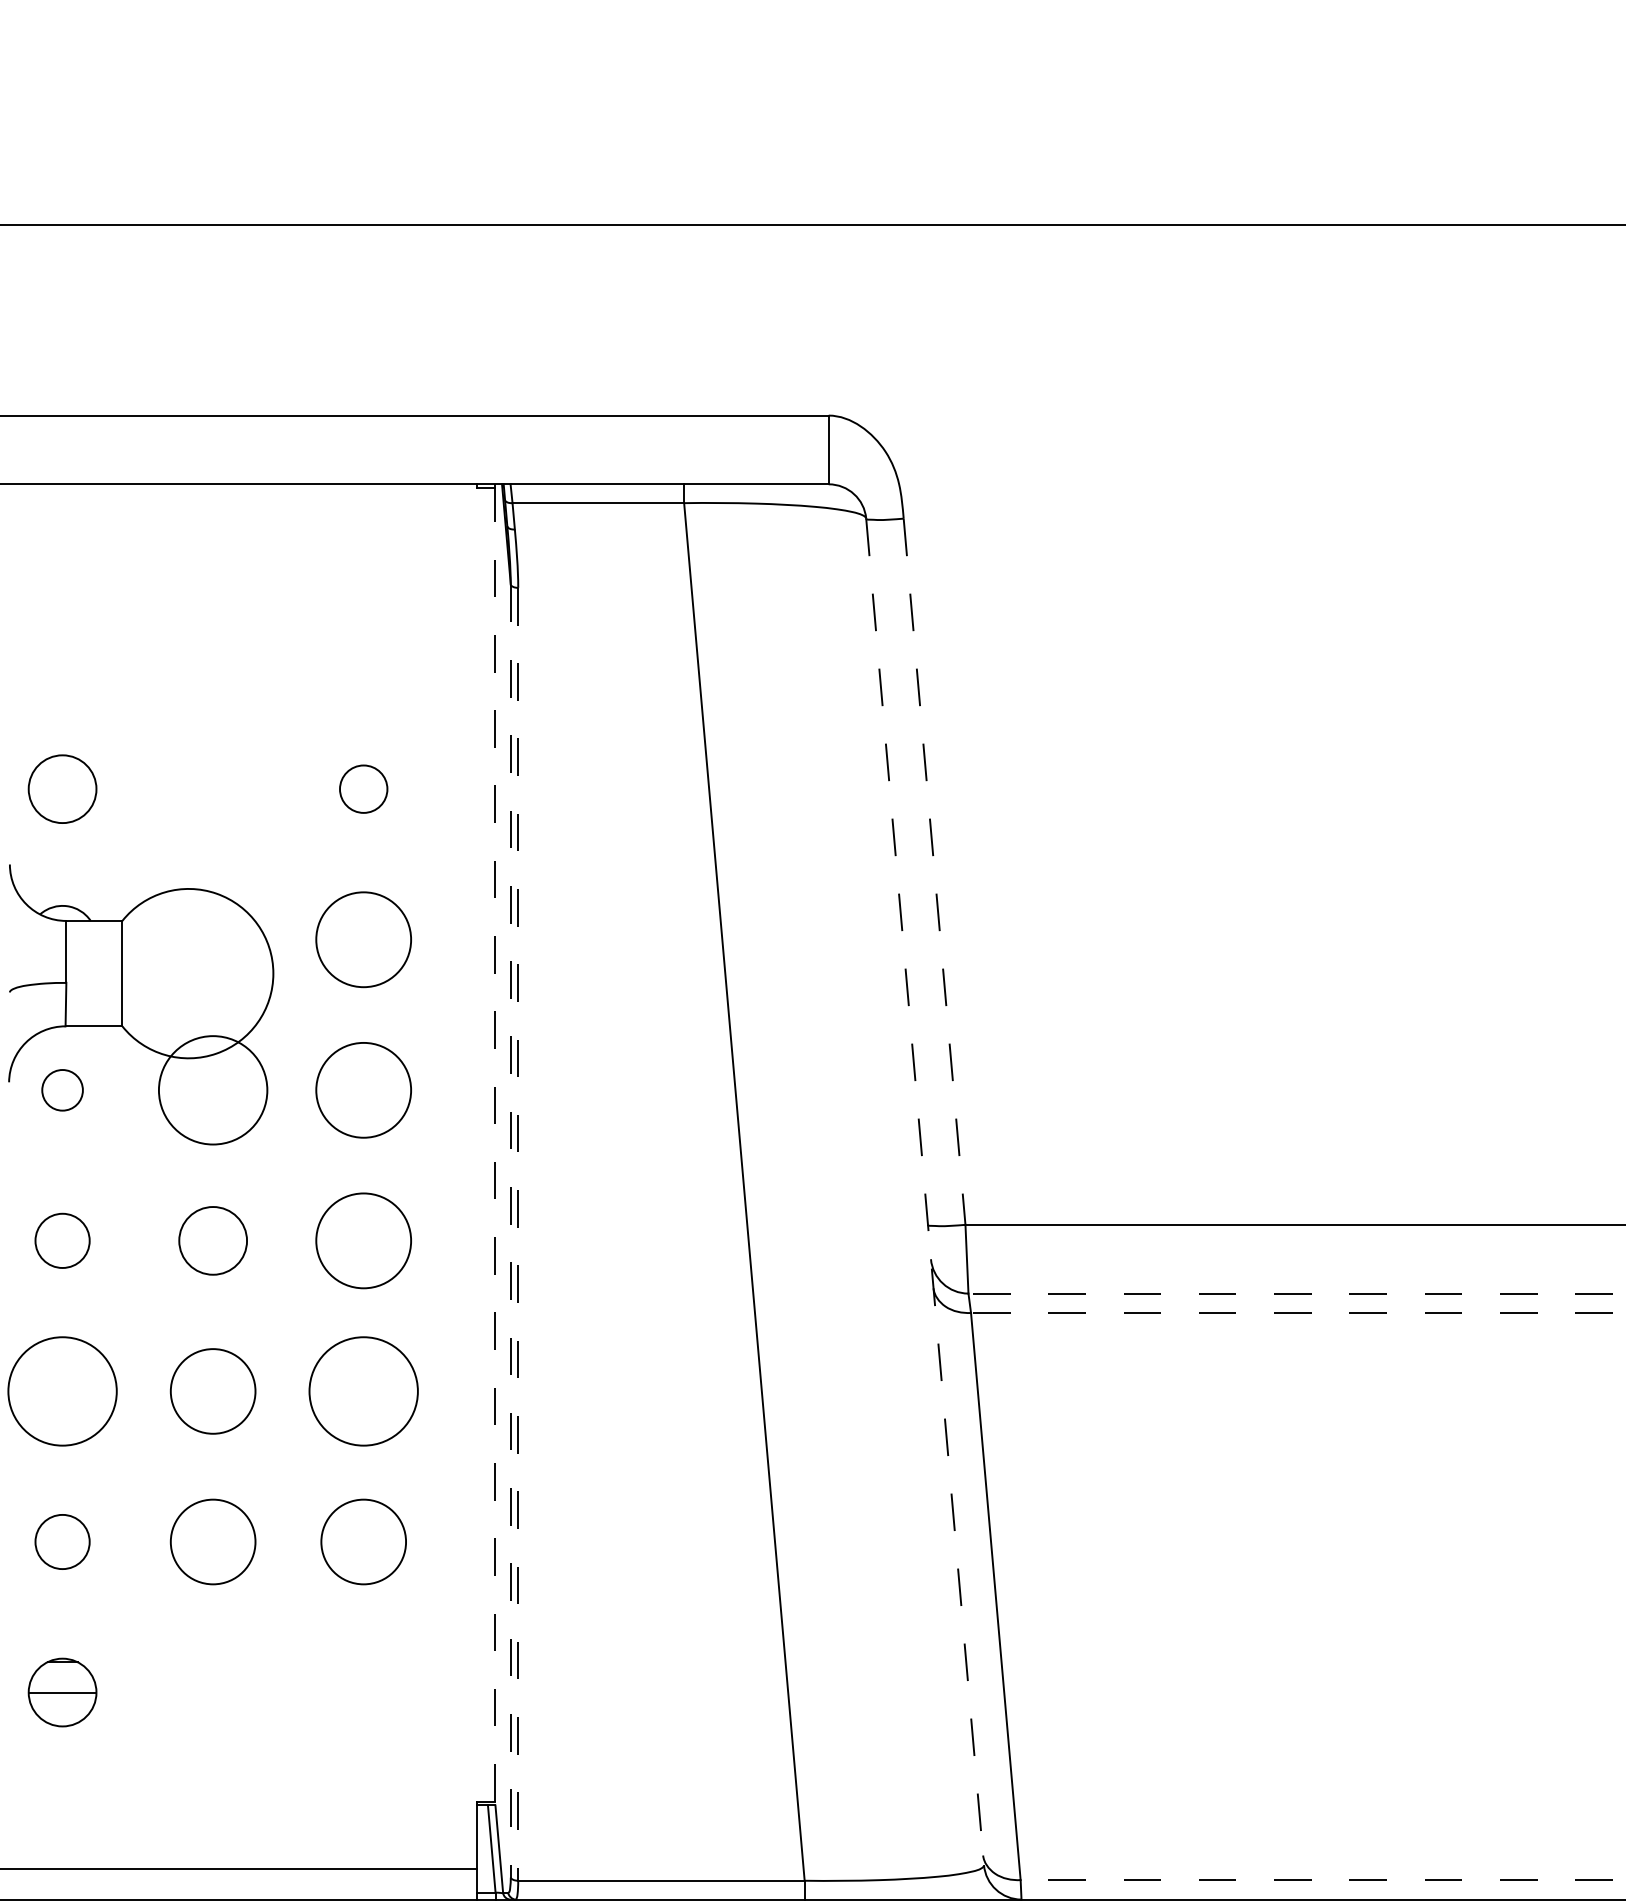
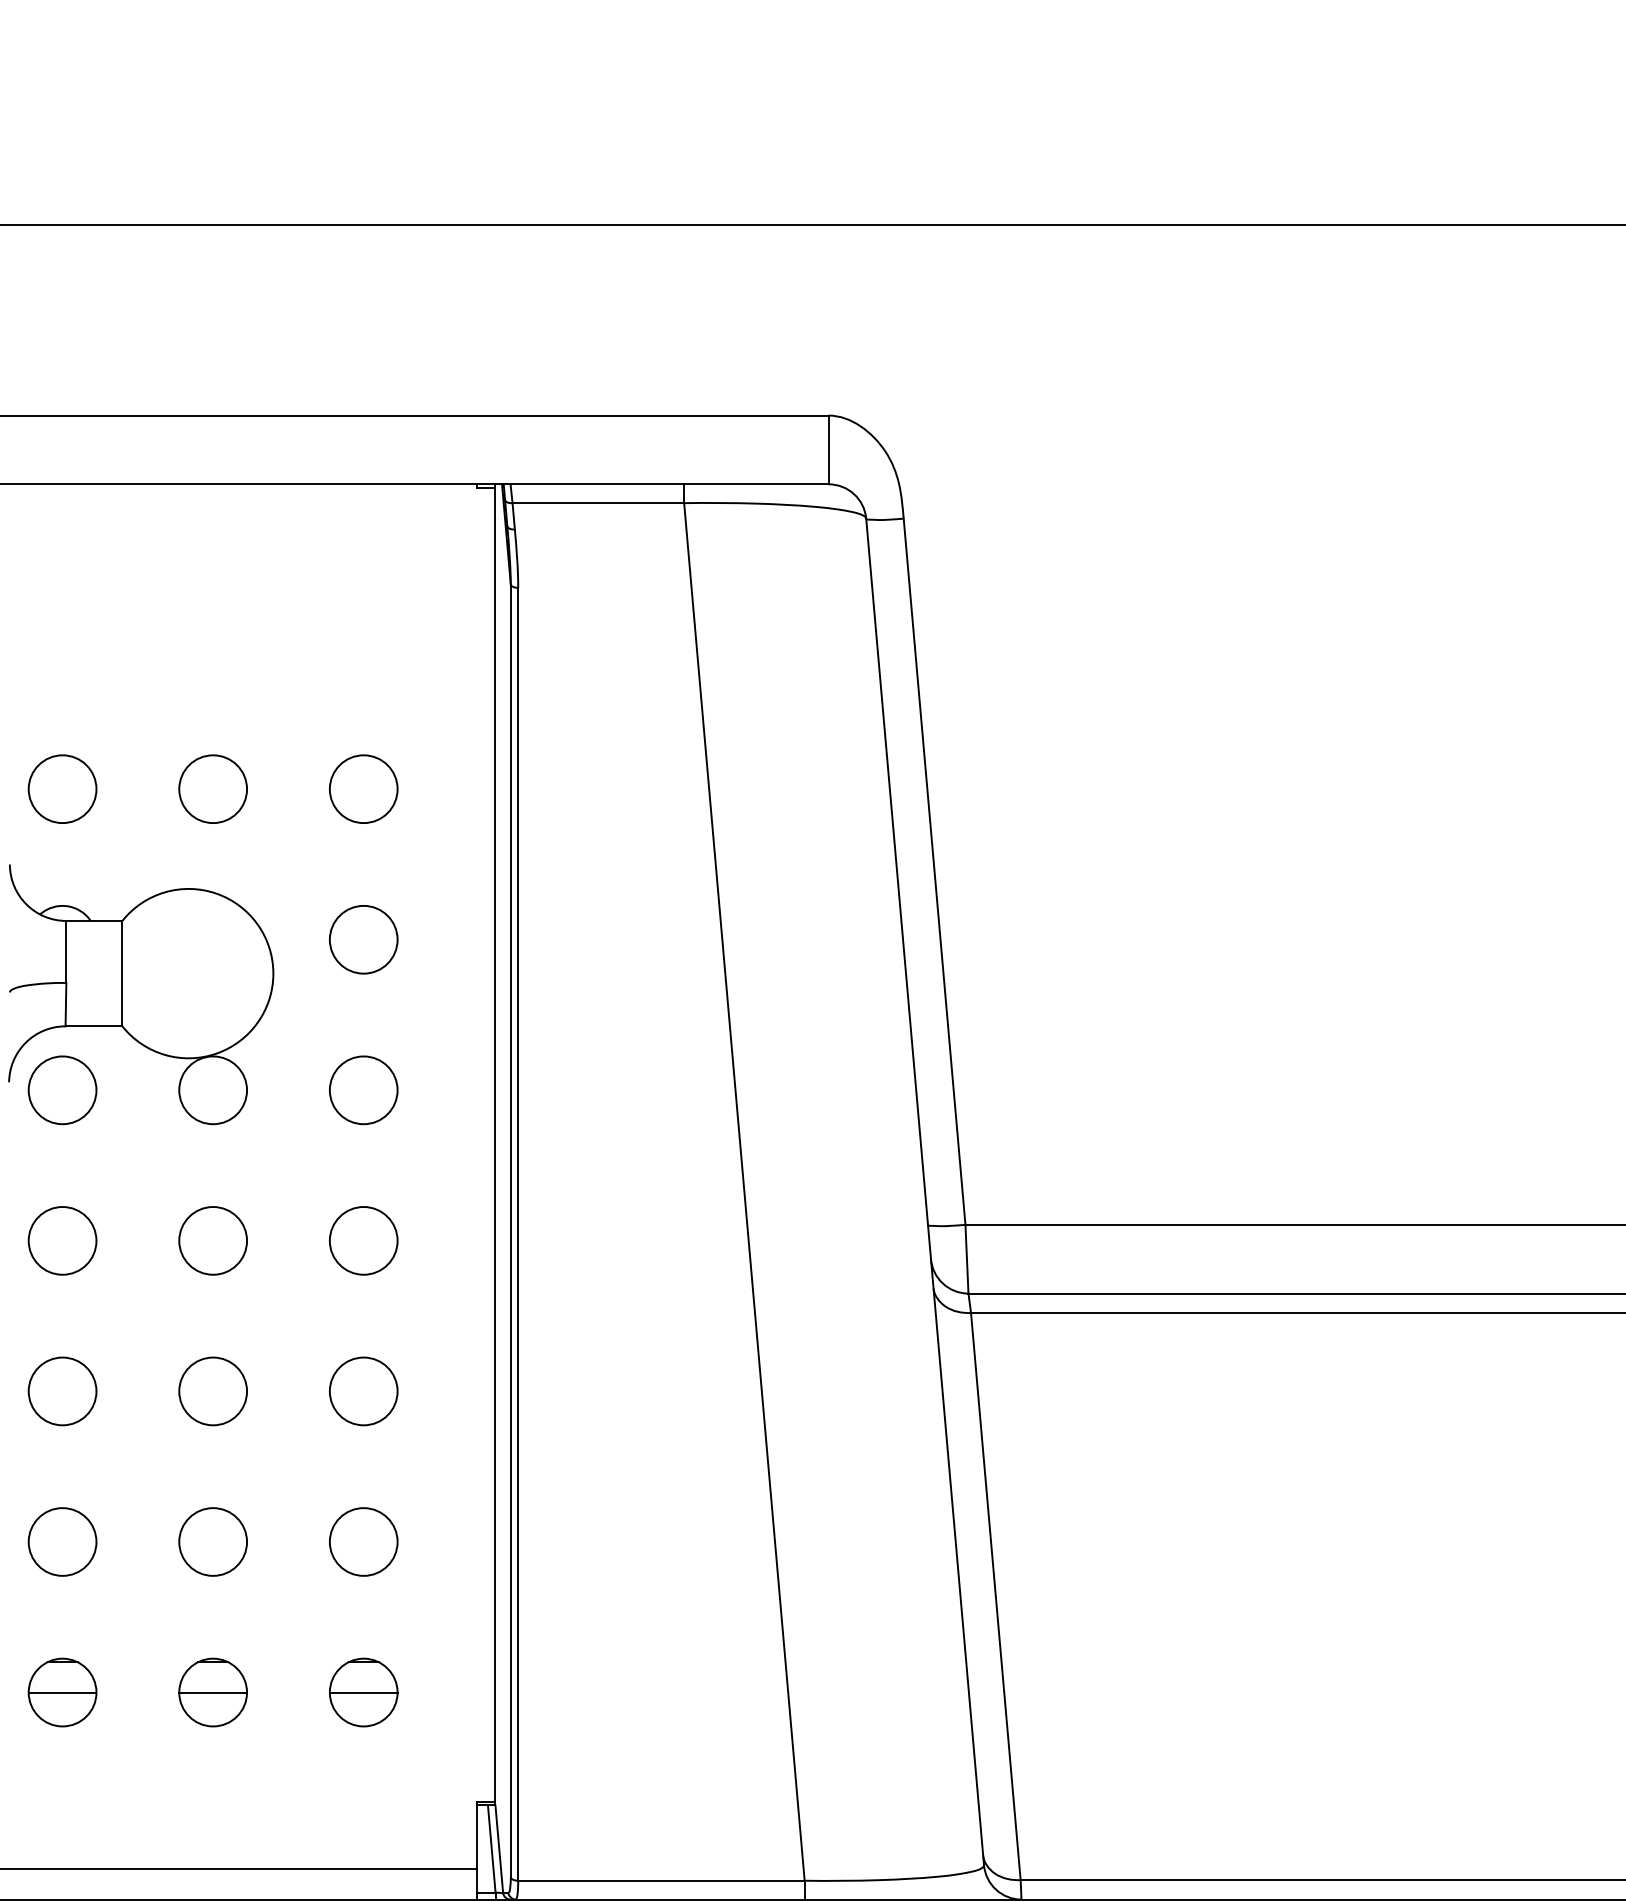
circle: none -> present (212, 788)
circle diameter: 47 px -> 68 px (363, 789)
line: dashed -> solid (934, 872)
circle diameter: 95 px -> 68 px (363, 939)
circle diameter: 95 px -> 68 px (363, 1090)
circle diameter: 41 px -> 68 px (62, 1090)
circle diameter: 108 px -> 68 px (213, 1090)
line: dashed -> solid (495, 1144)
line: dashed -> solid (925, 1191)
line: dashed -> solid (510, 1231)
line: dashed -> solid (518, 1234)
circle diameter: 54 px -> 68 px (62, 1240)
circle diameter: 95 px -> 68 px (363, 1240)
line: dashed -> solid (1296, 1293)
line: dashed -> solid (1297, 1313)
circle diameter: 108 px -> 68 px (62, 1391)
circle diameter: 85 px -> 68 px (213, 1391)
circle diameter: 108 px -> 68 px (363, 1391)
circle diameter: 54 px -> 68 px (62, 1541)
circle diameter: 85 px -> 68 px (213, 1541)
circle diameter: 85 px -> 68 px (363, 1541)
part: none -> present (212, 1692)
part: none -> present (363, 1692)
line: dashed -> solid (1322, 1880)
